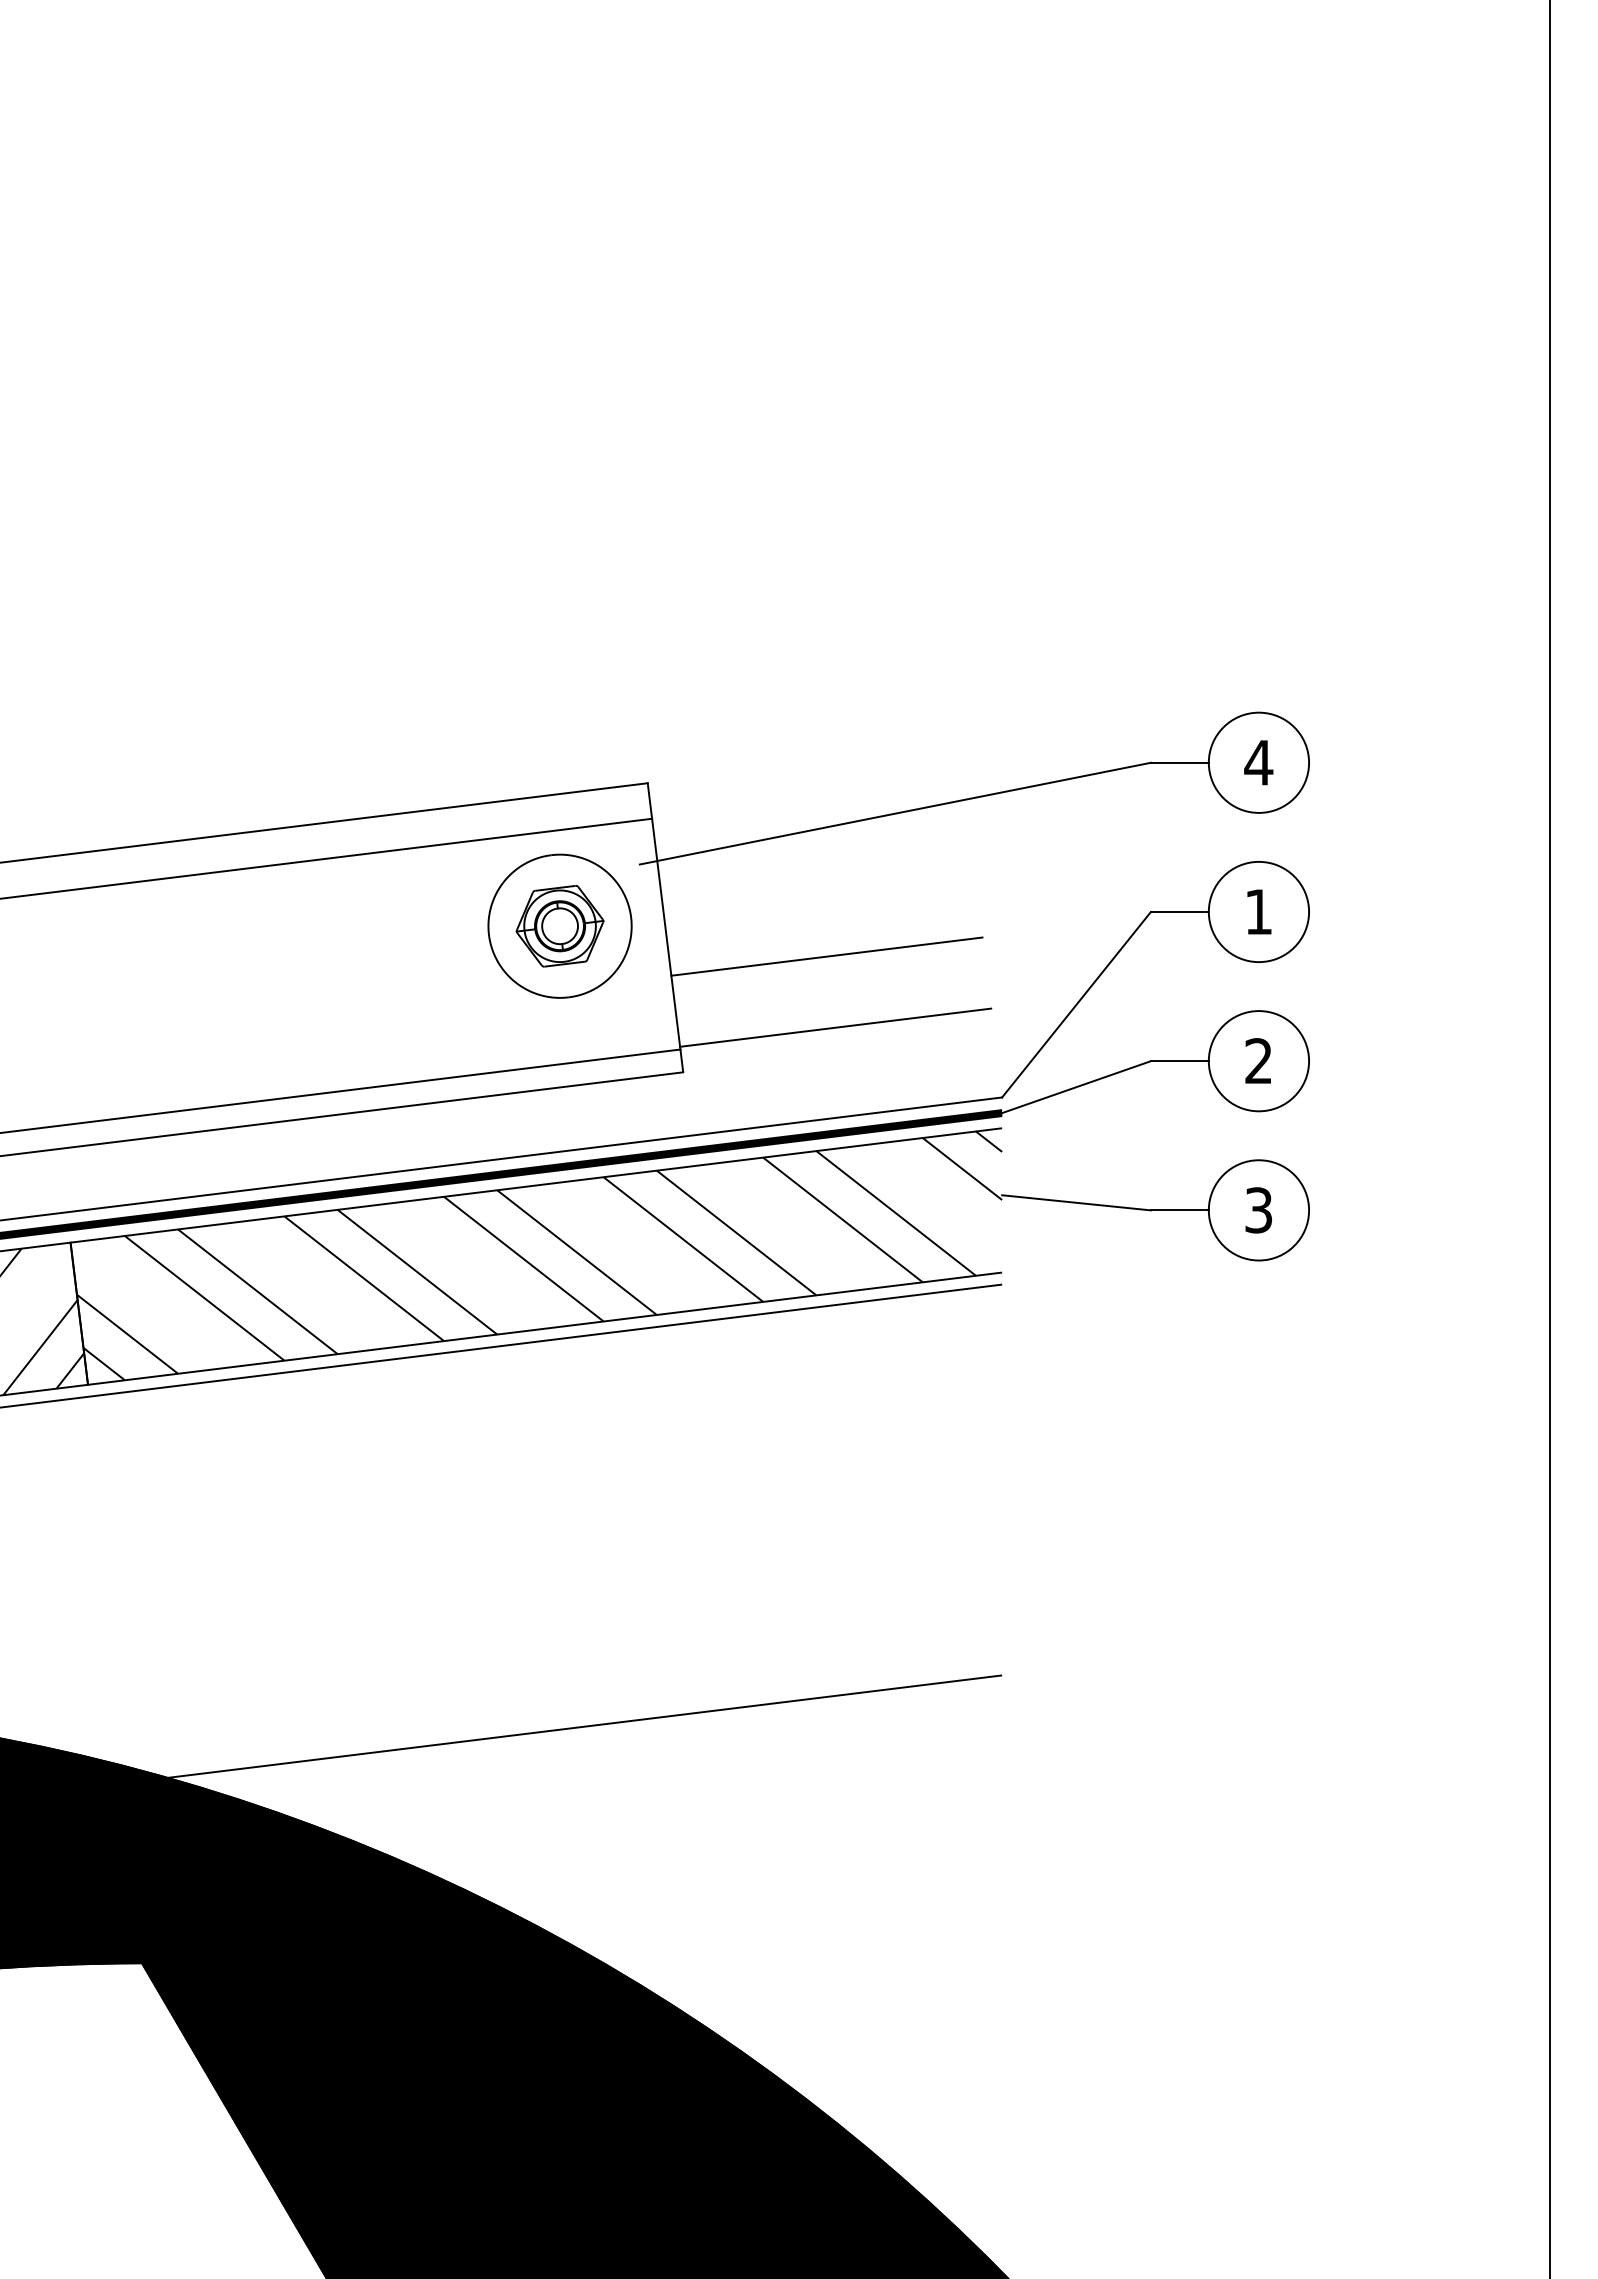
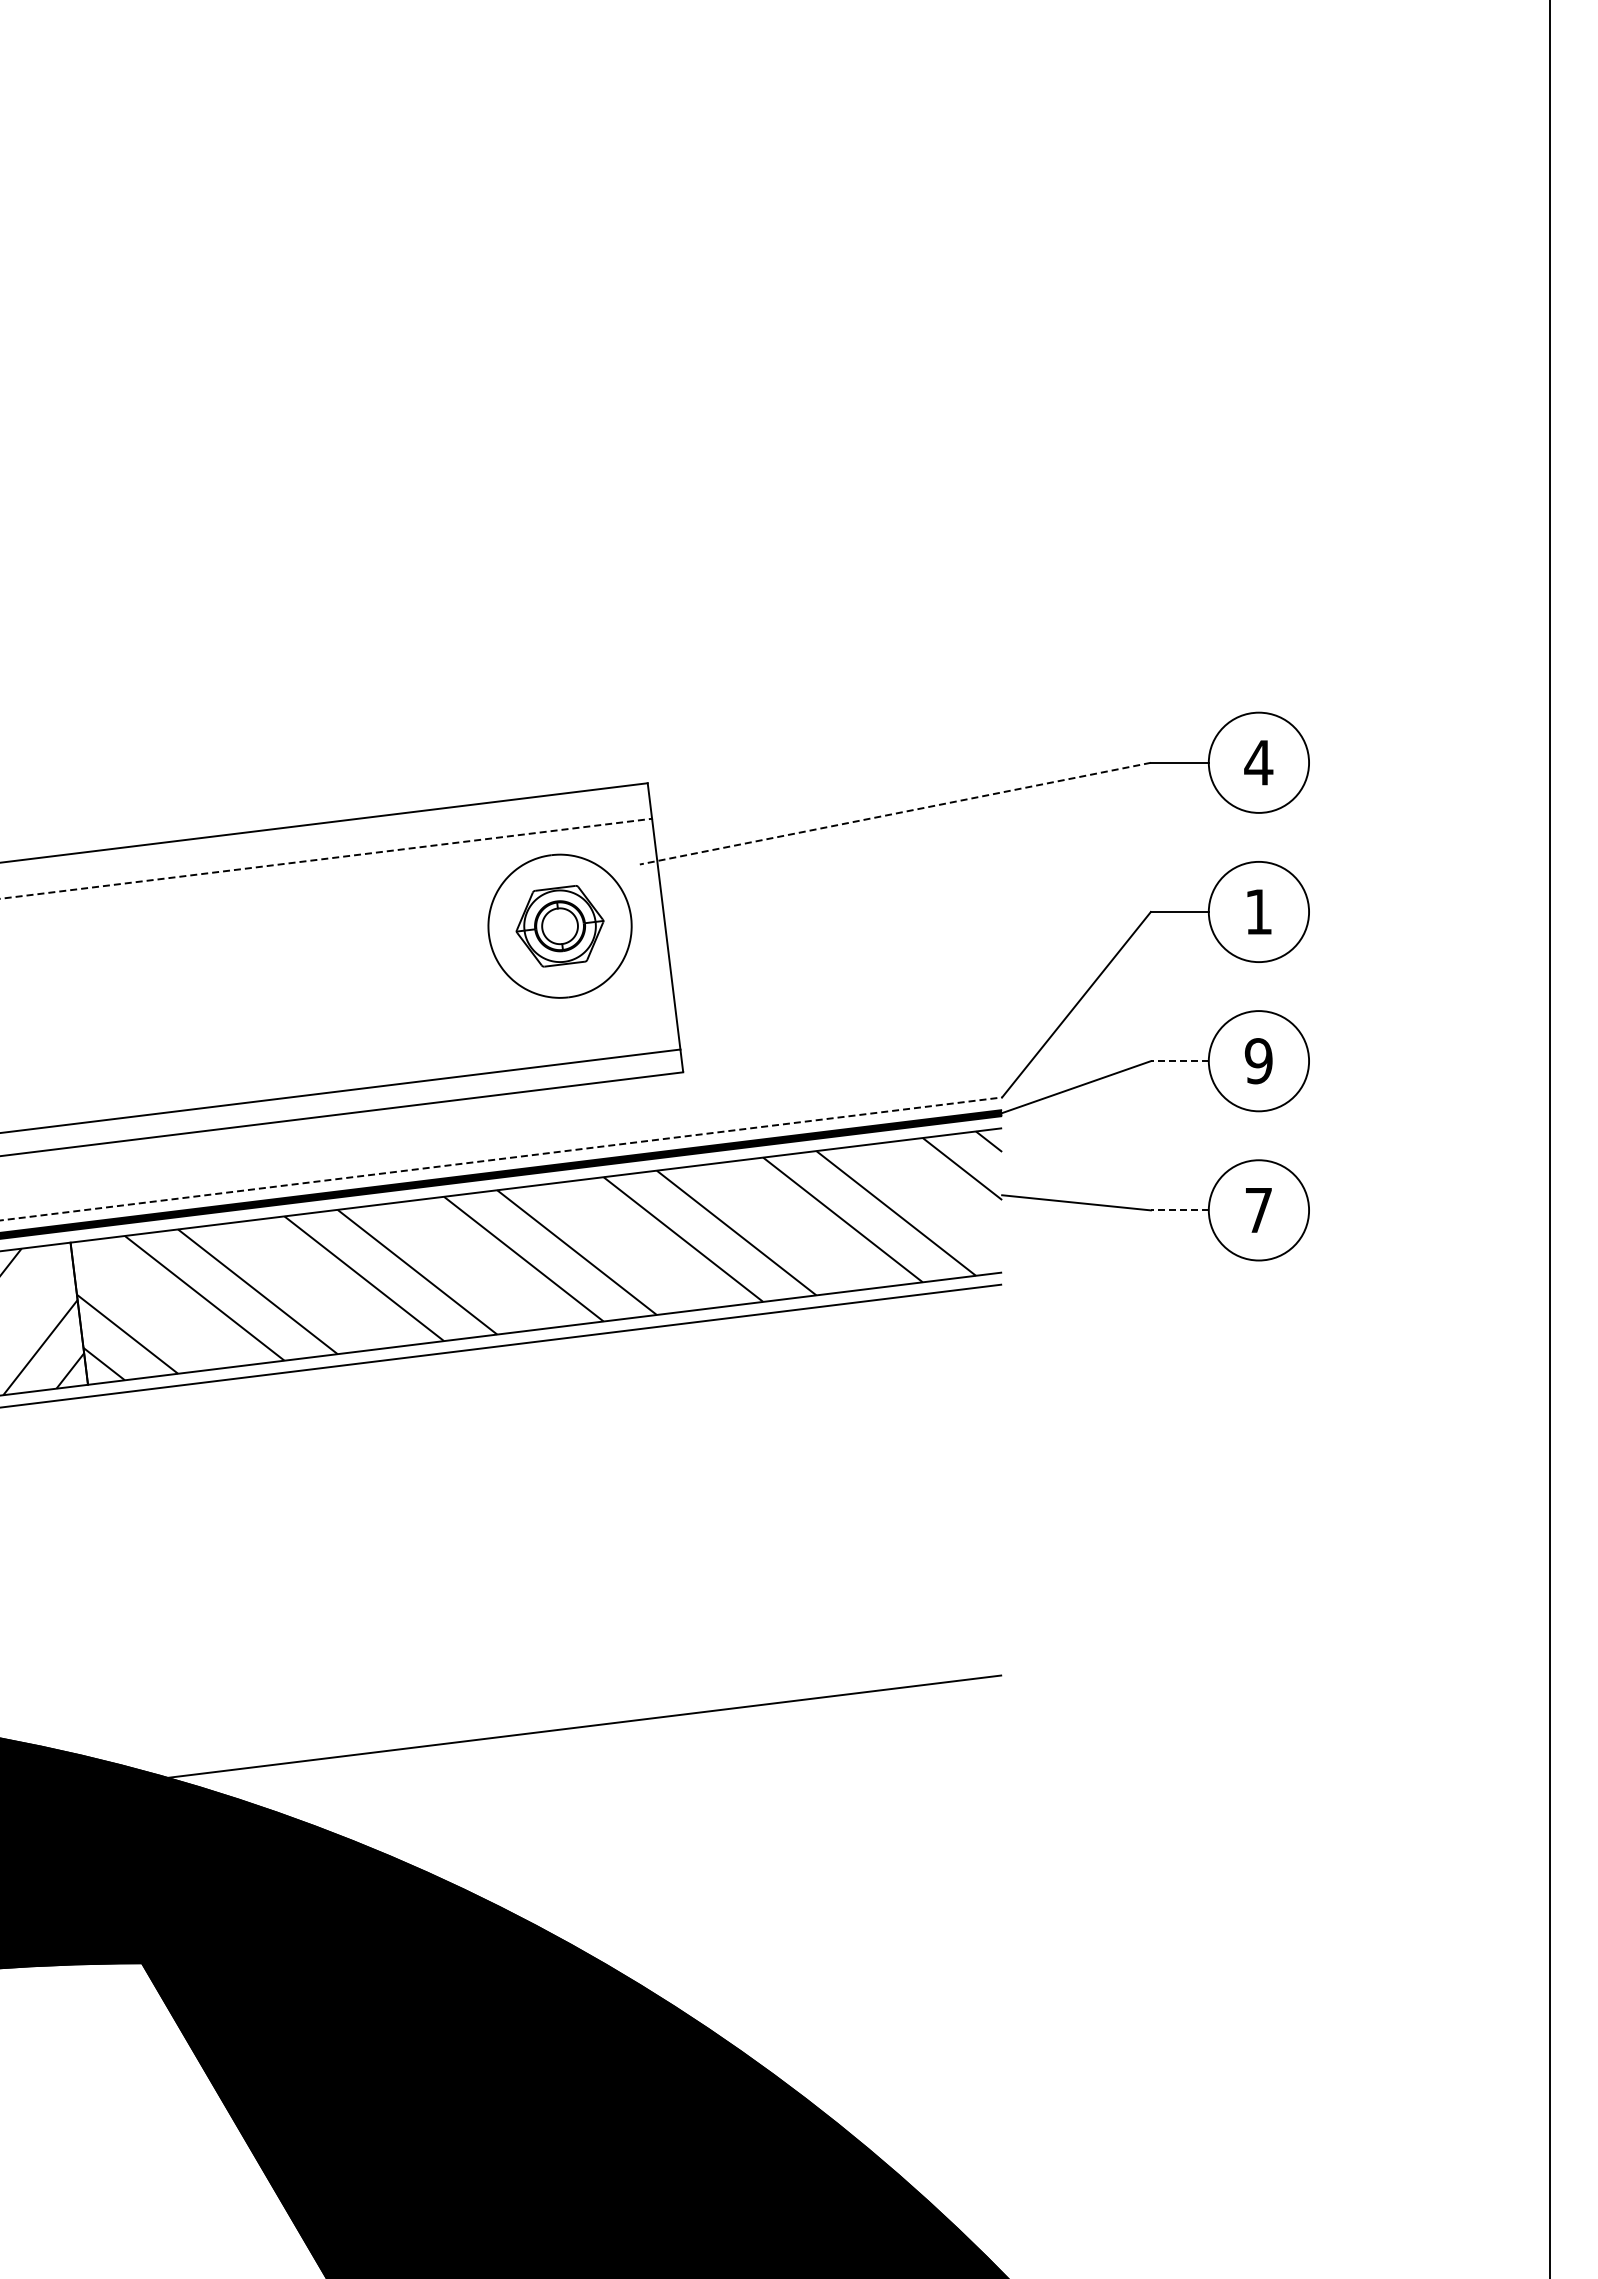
line: solid -> dashed (895, 813)
line: solid -> dashed (326, 858)
line: present -> none (826, 956)
line: present -> none (835, 1027)
line: solid -> dashed (1179, 1061)
text: 2 -> 9 (1258, 1061)
line: solid -> dashed (501, 1158)
line: solid -> dashed (1179, 1210)
text: 3 -> 7 (1258, 1210)
